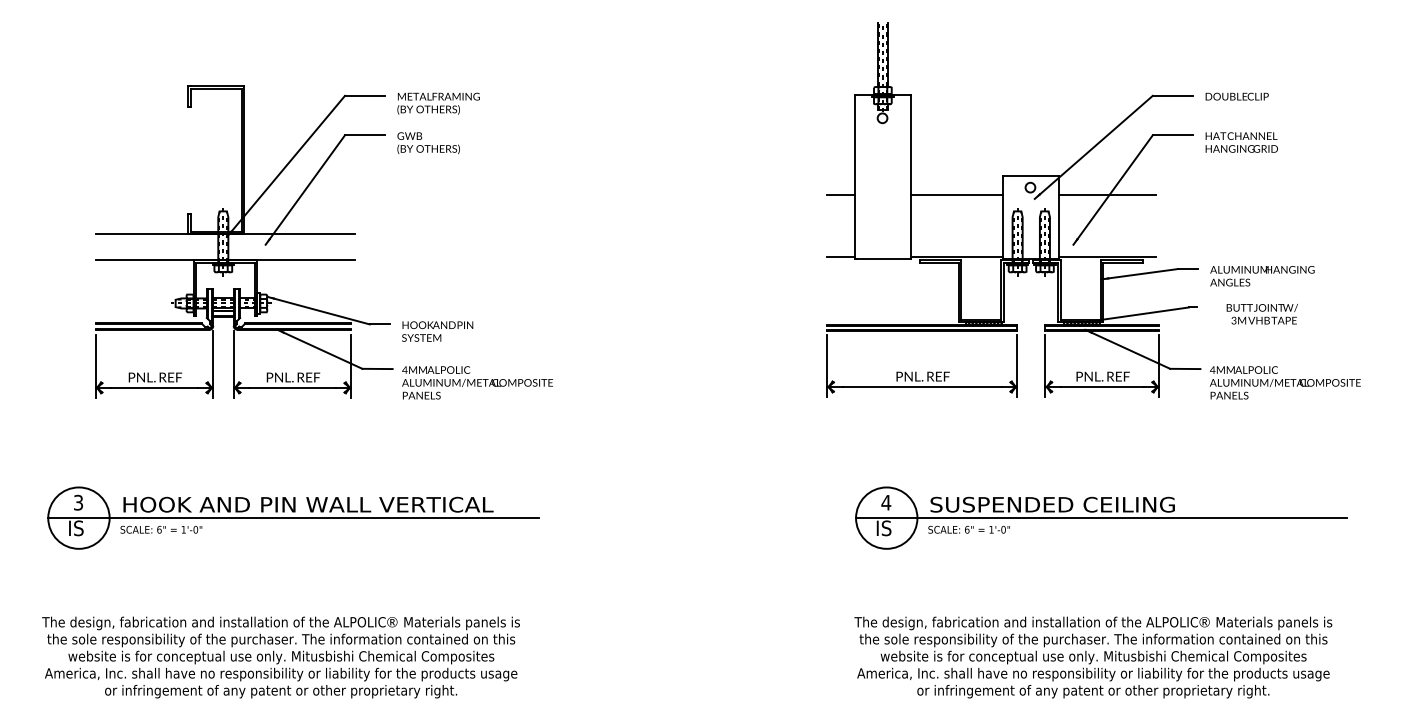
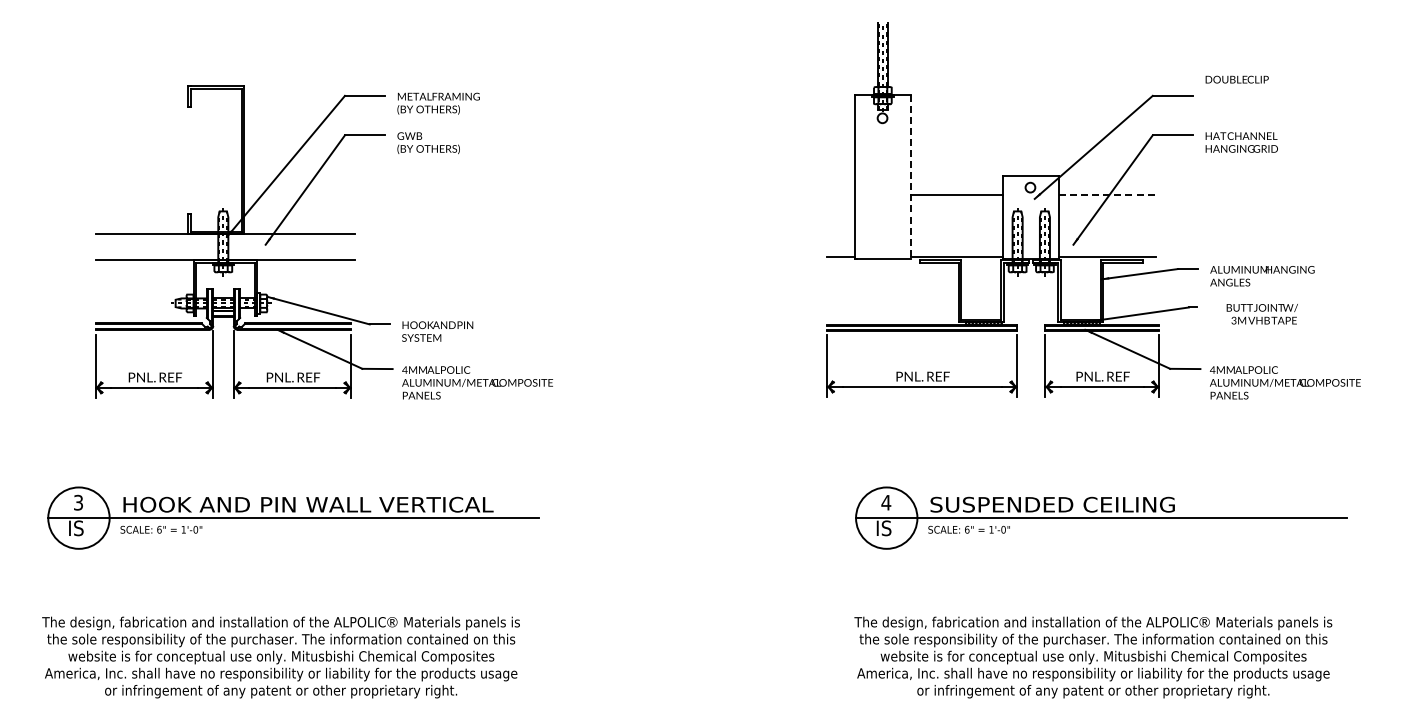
text position: (1236, 96) -> (1236, 79) (1236, 79)
line: solid -> dashed (911, 177)
line: present -> none (840, 194)
line: solid -> dashed (1107, 194)
